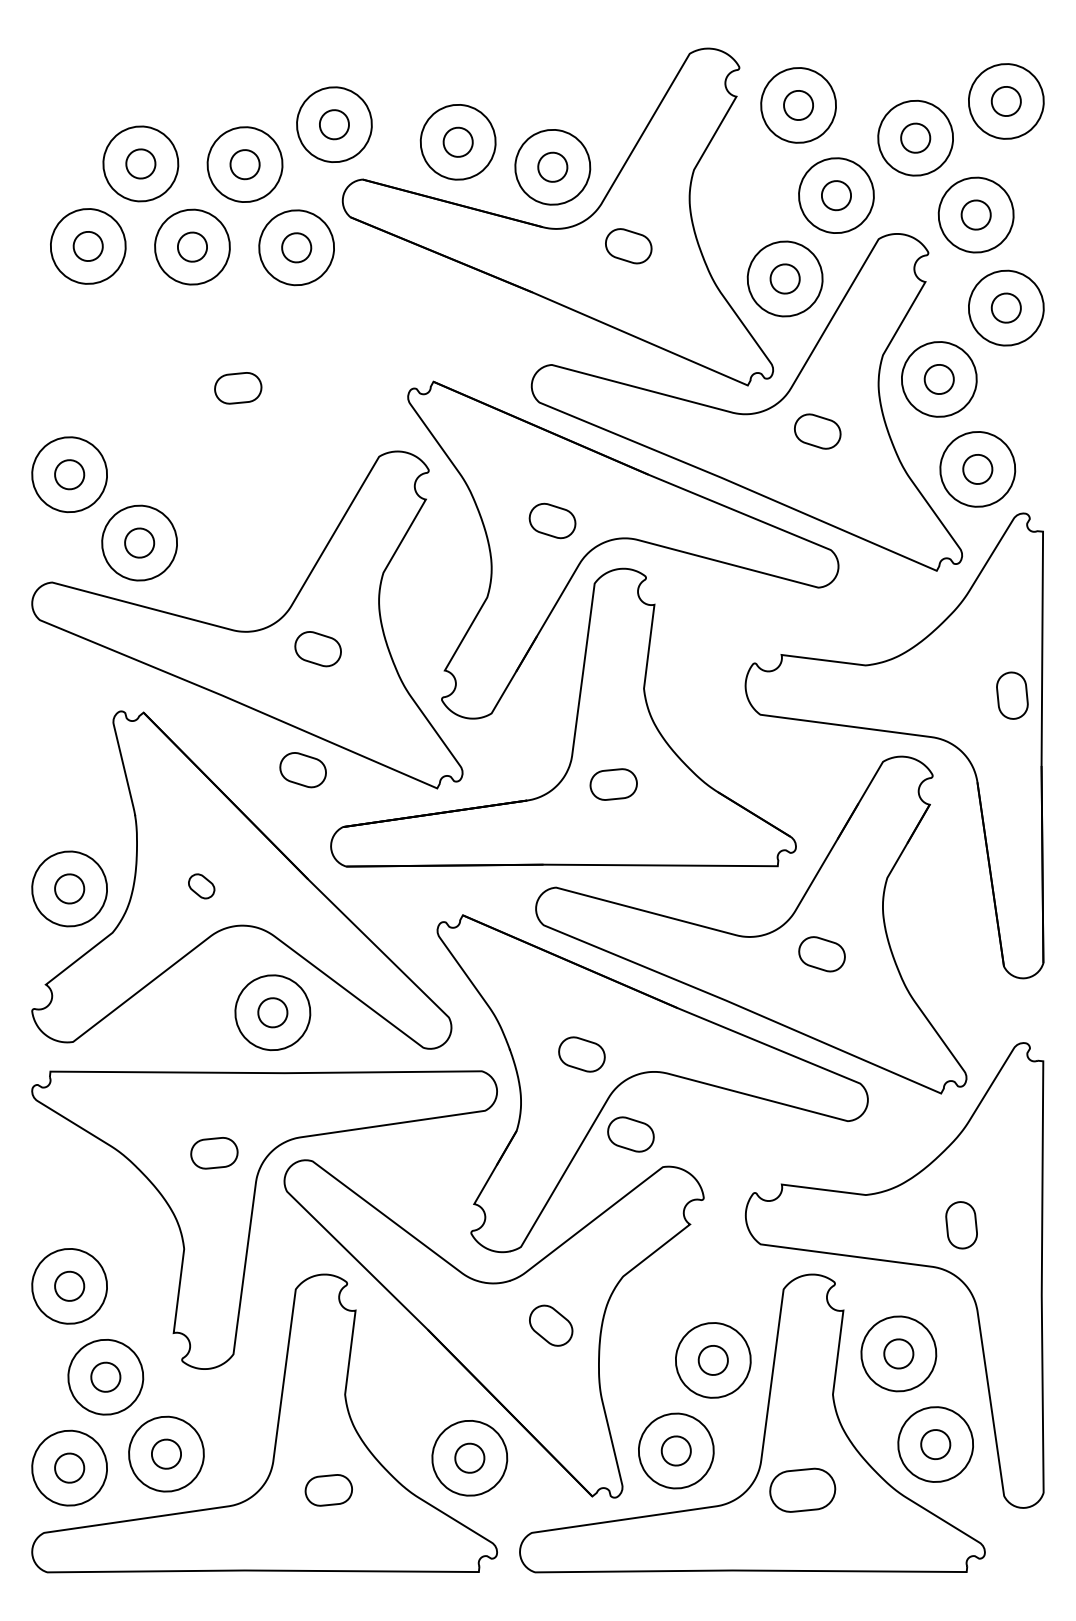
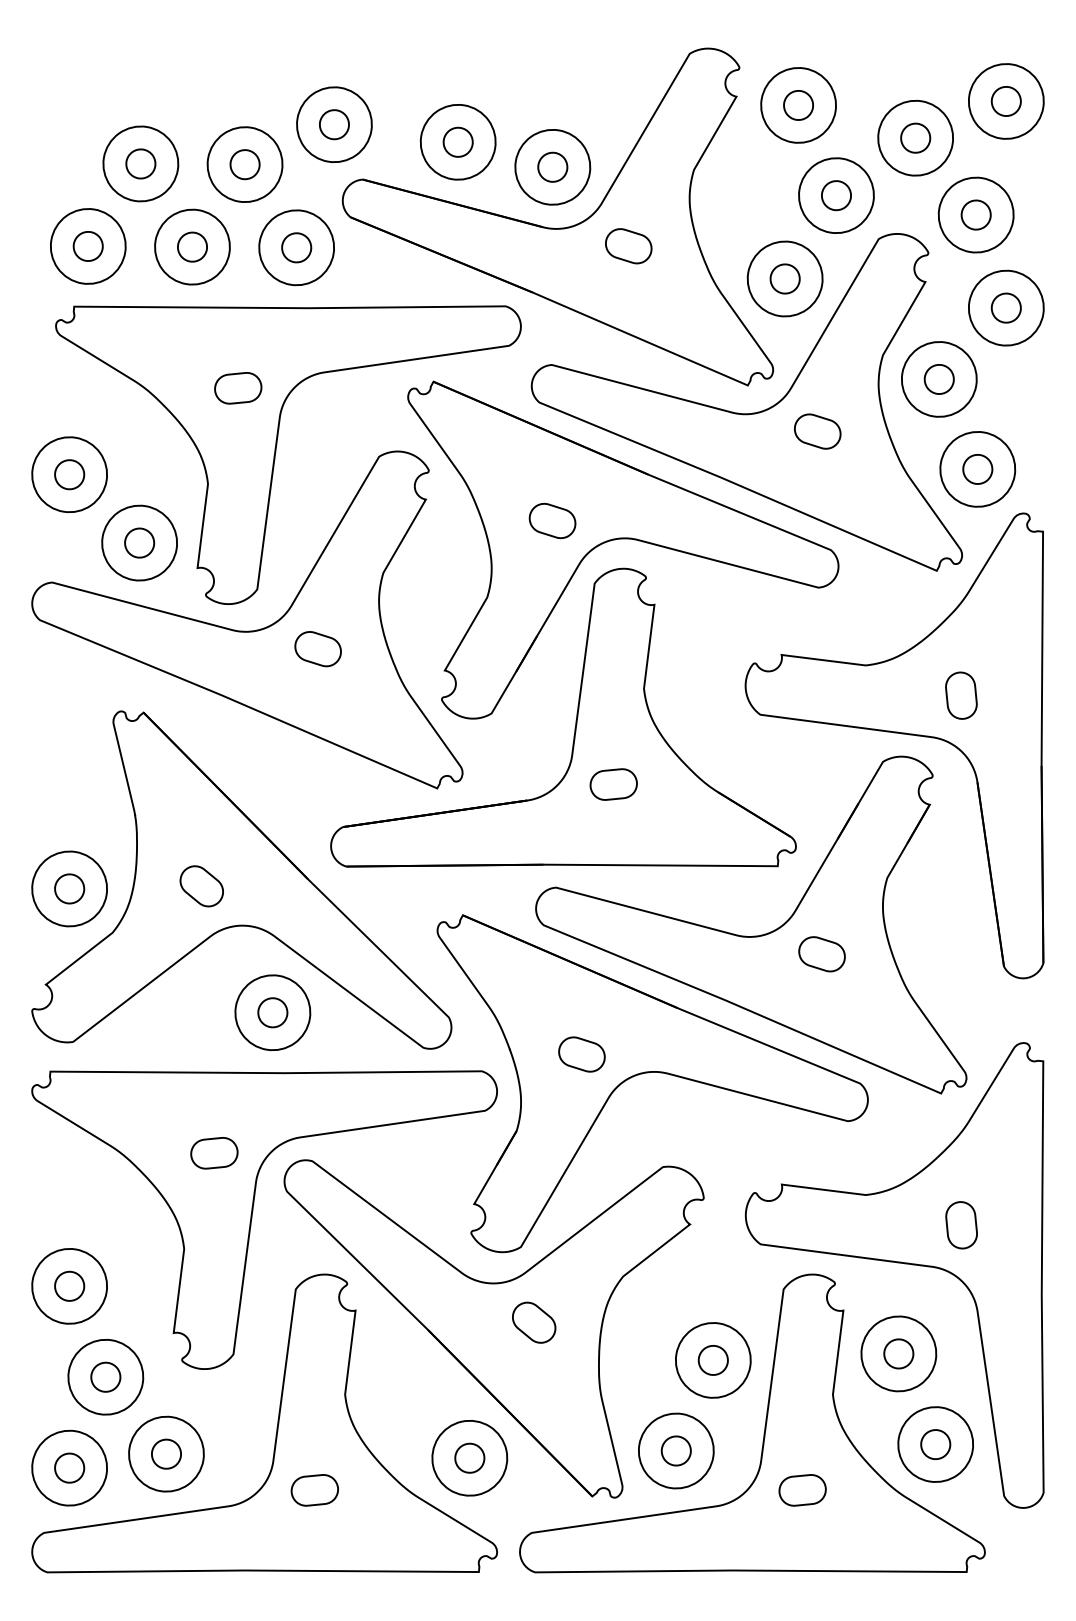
part: none -> present (276, 452)
part position: (1012, 695) -> (961, 695) (961, 695)
part: present -> none (302, 770)
part size: 28x27 px -> 45x43 px (201, 886)
part: present -> none (630, 1134)
part position: (551, 1325) -> (534, 1322) (534, 1322)
part size: 68x46 px -> 49x33 px (802, 1490)
part position: (328, 1490) -> (314, 1490) (314, 1490)
